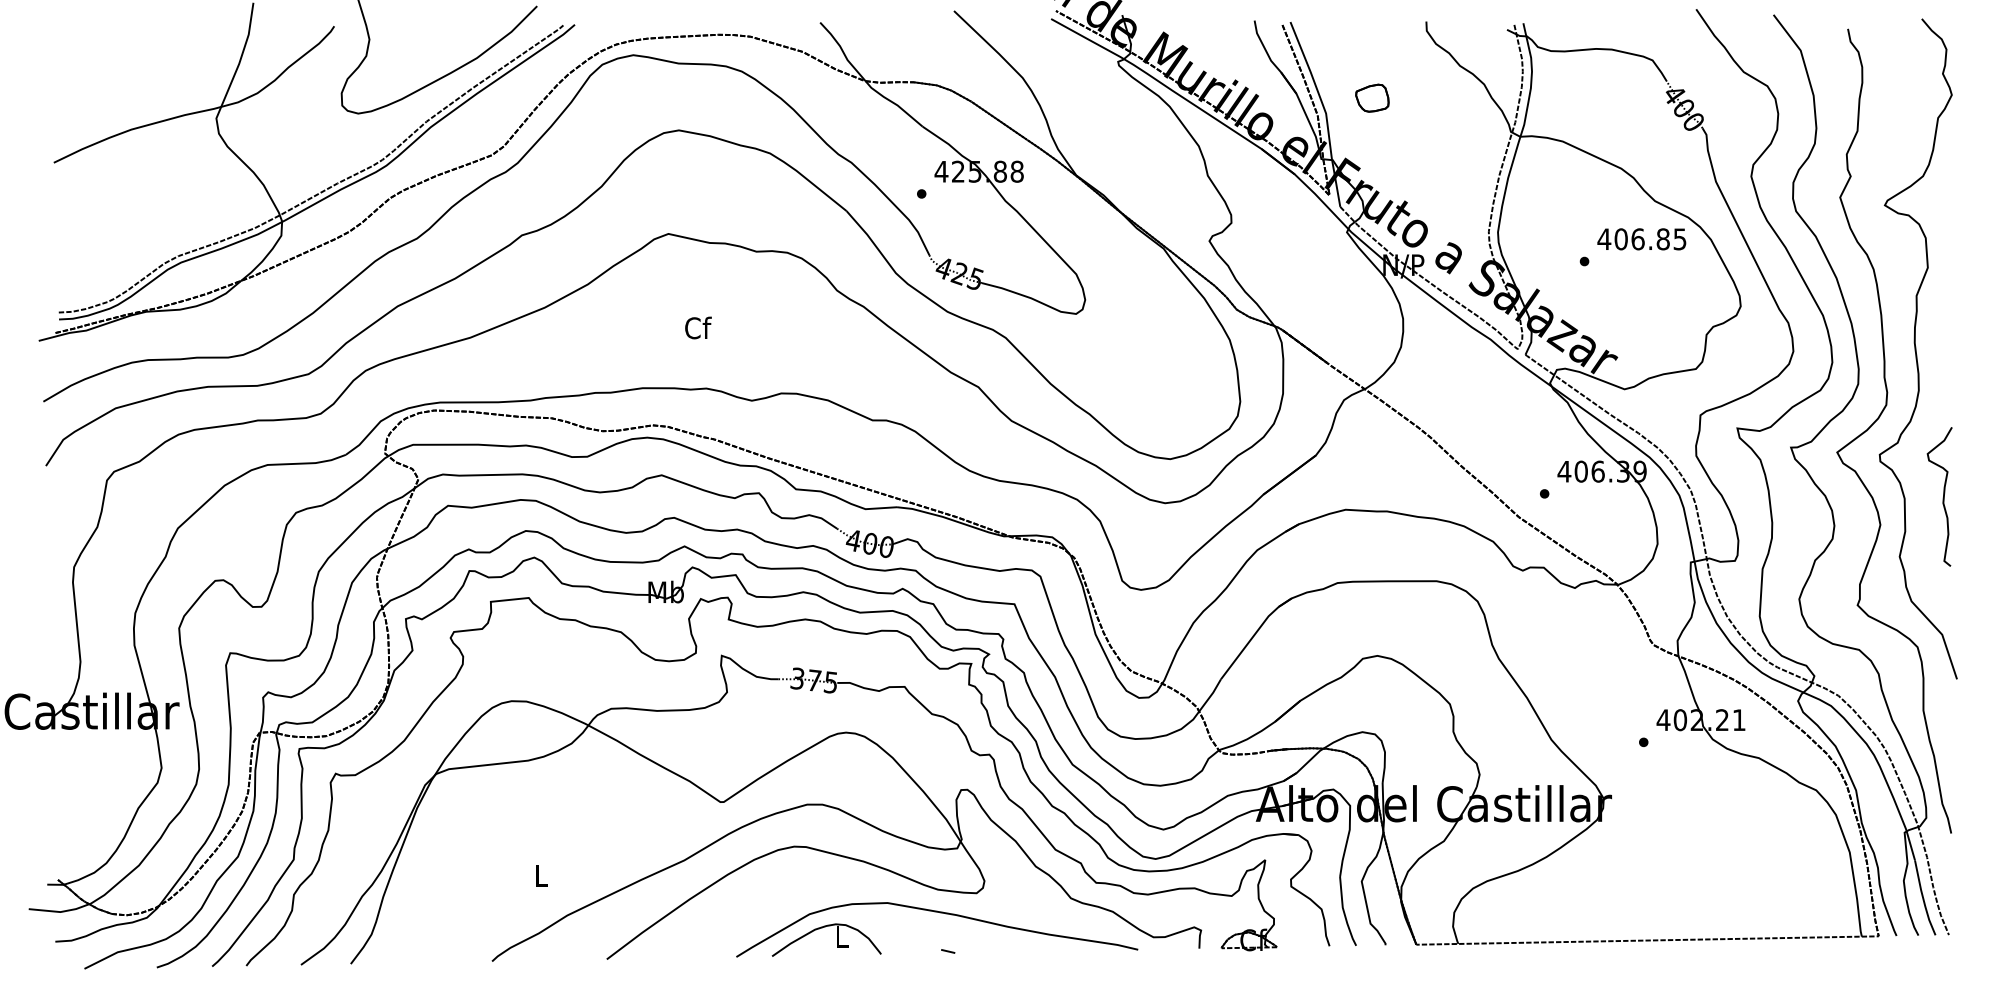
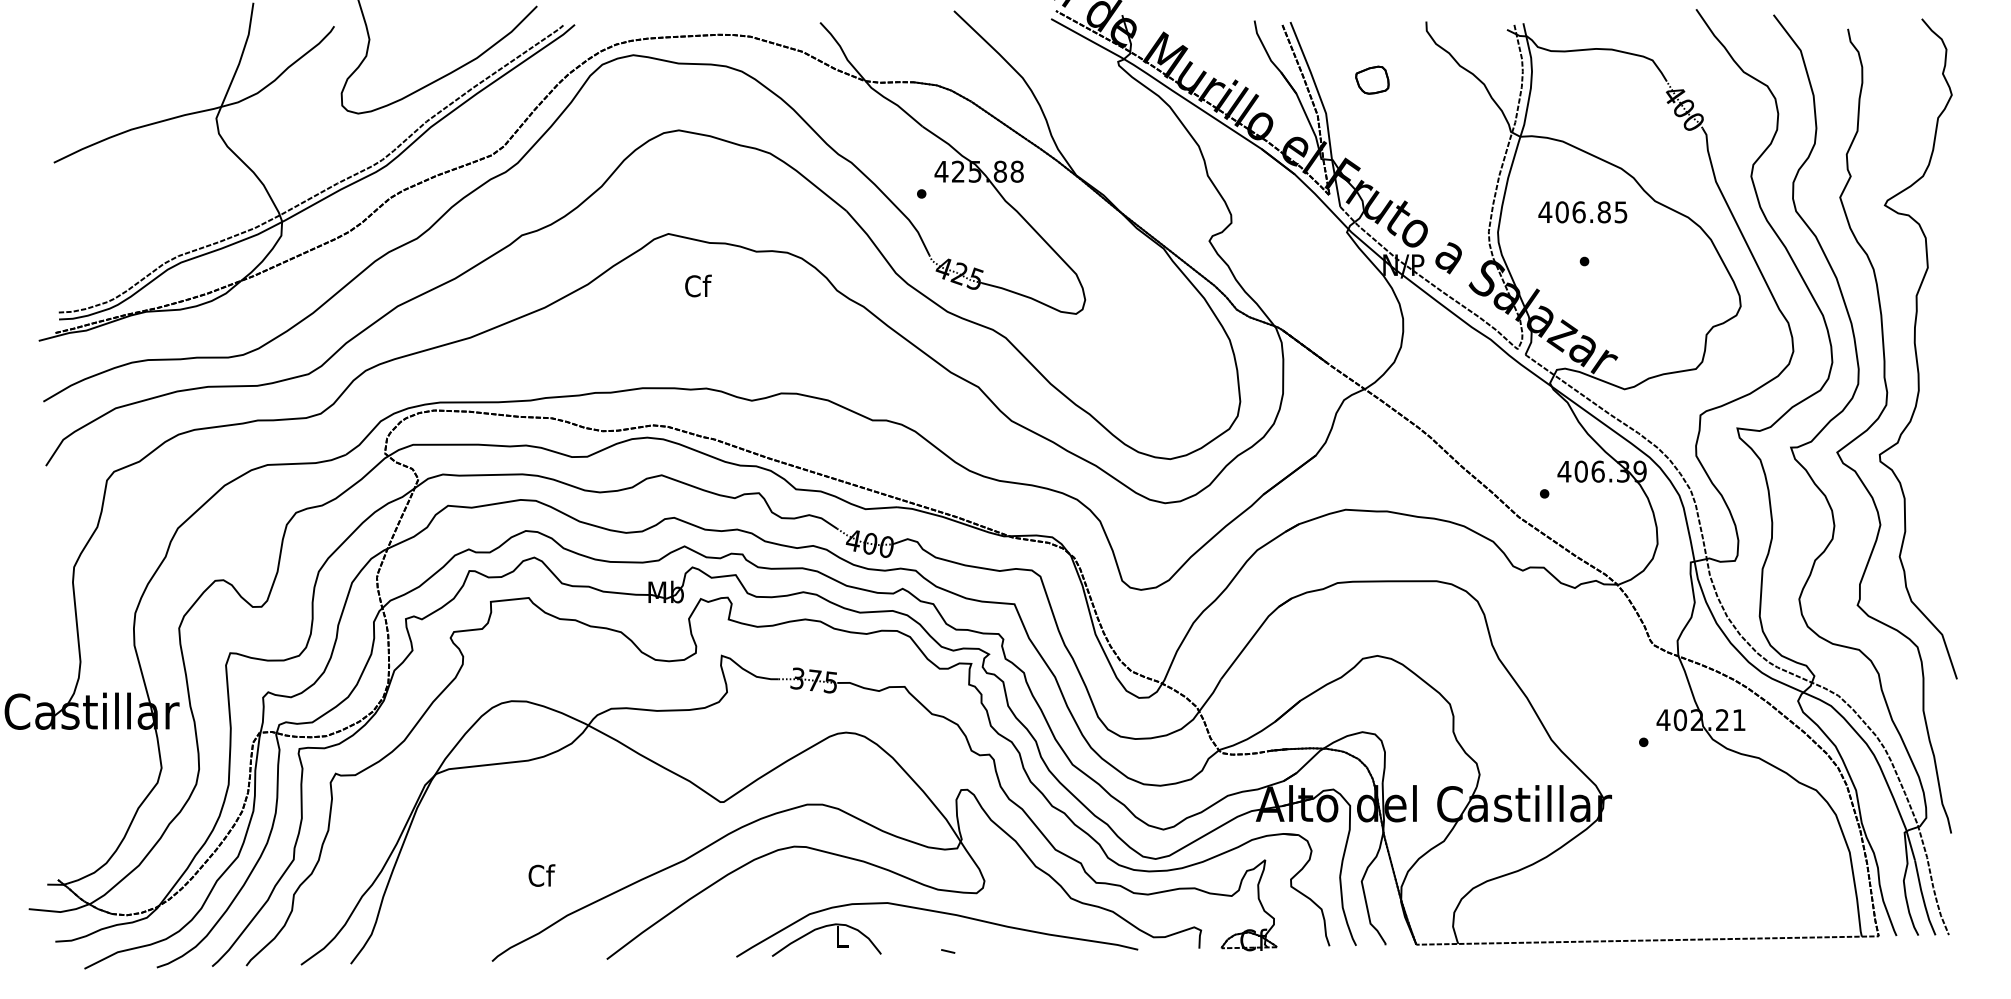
part position: (1372, 97) -> (1372, 79) (1372, 79)
text position: (1641, 239) -> (1582, 212) (1582, 212)
text position: (698, 327) -> (698, 285) (698, 285)
curve: present -> none (1942, 498)
text: L -> Cf (541, 875)
